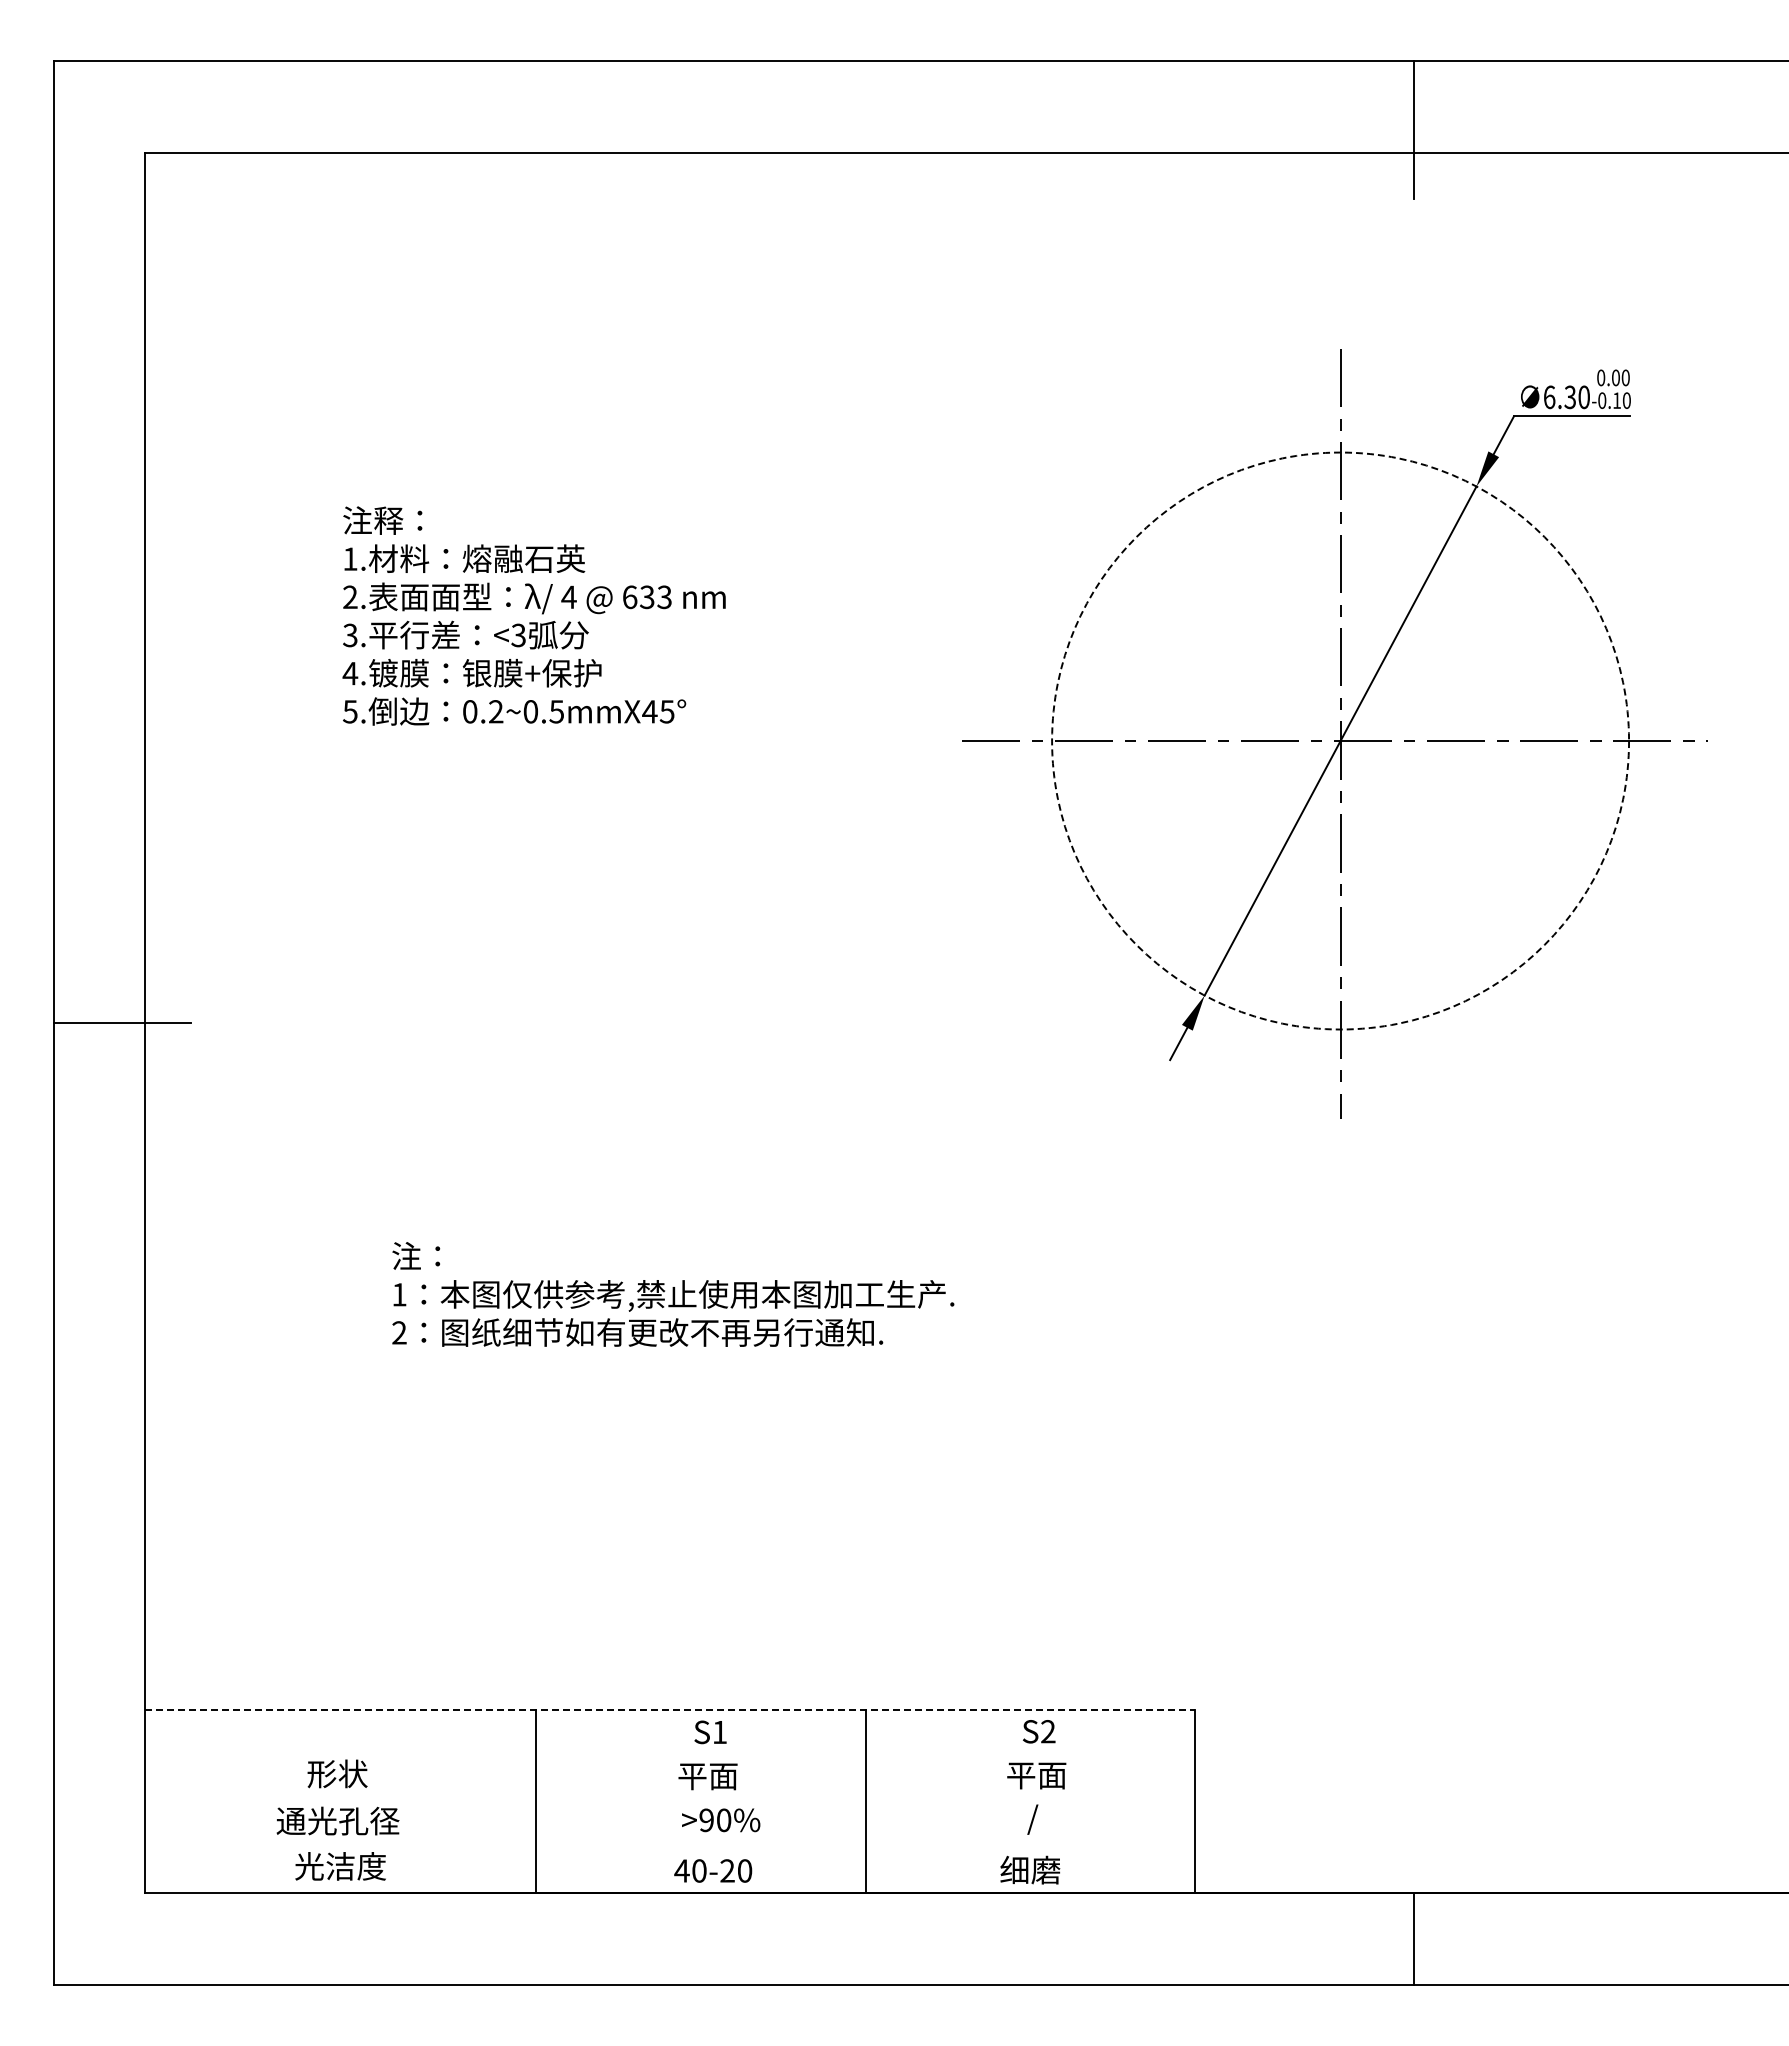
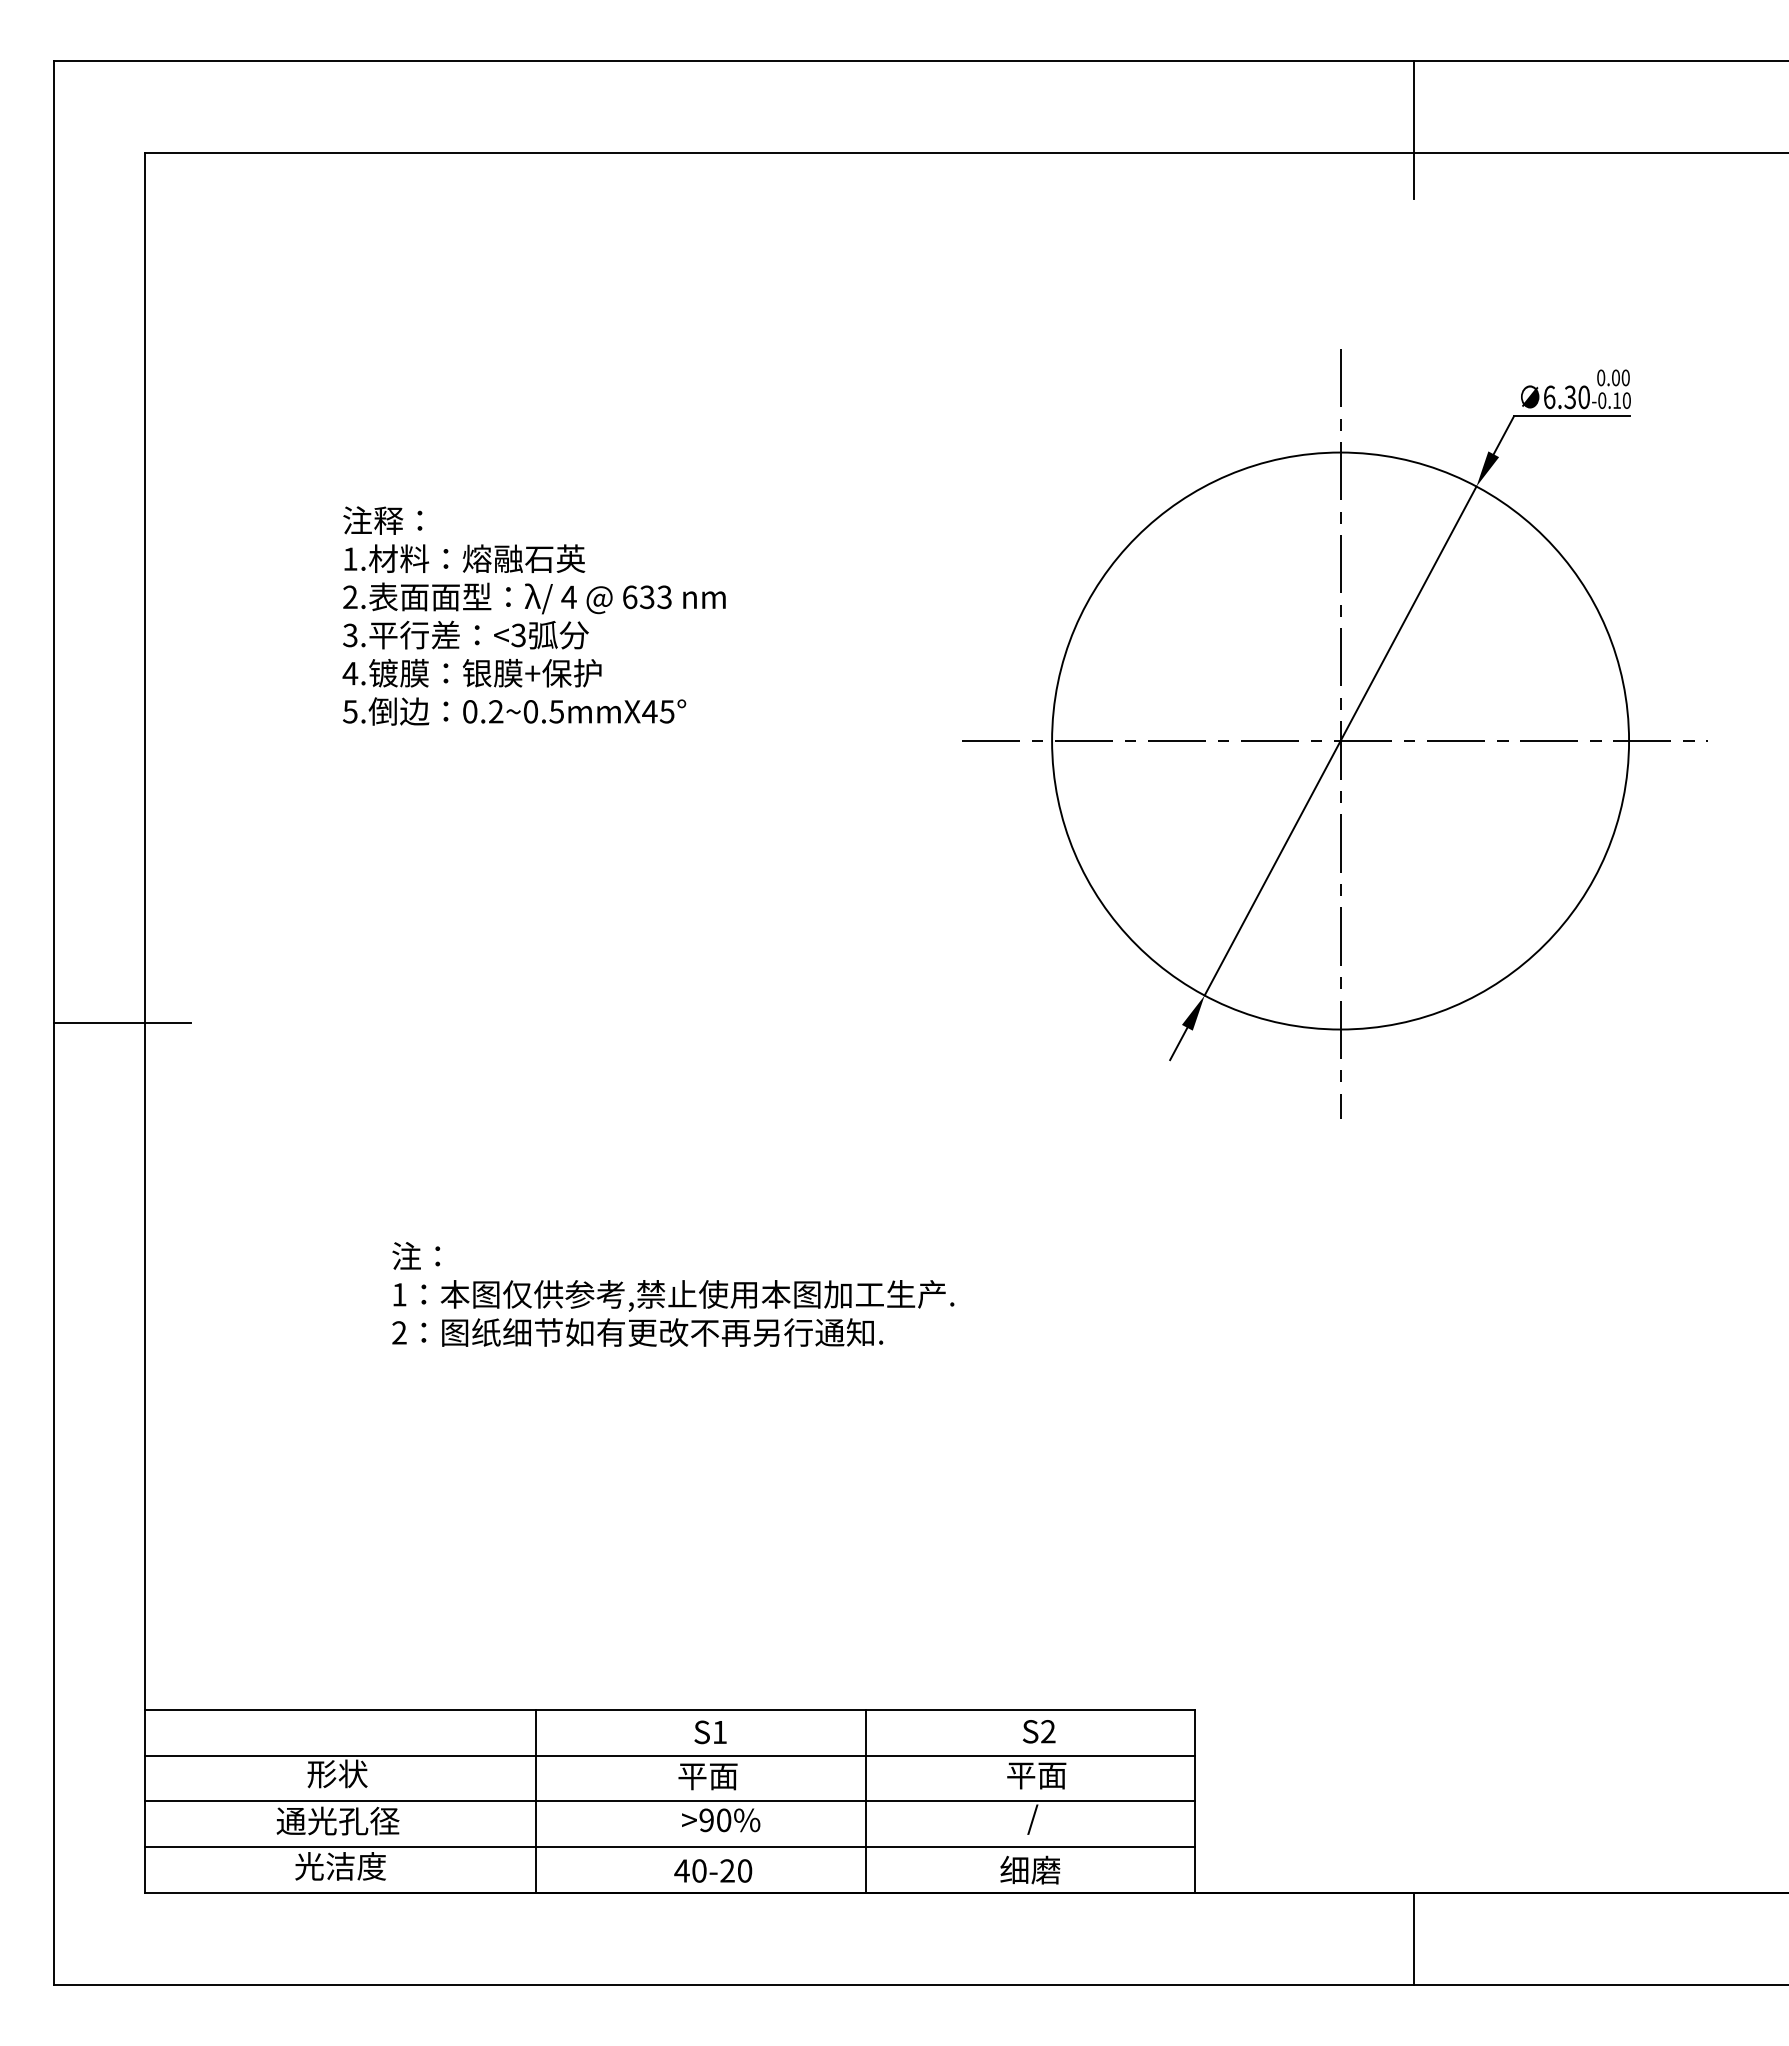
circle: dashed -> solid (1340, 740)
line: dashed -> solid (670, 1709)
line: none -> present (670, 1755)
line: none -> present (670, 1801)
line: none -> present (670, 1847)
